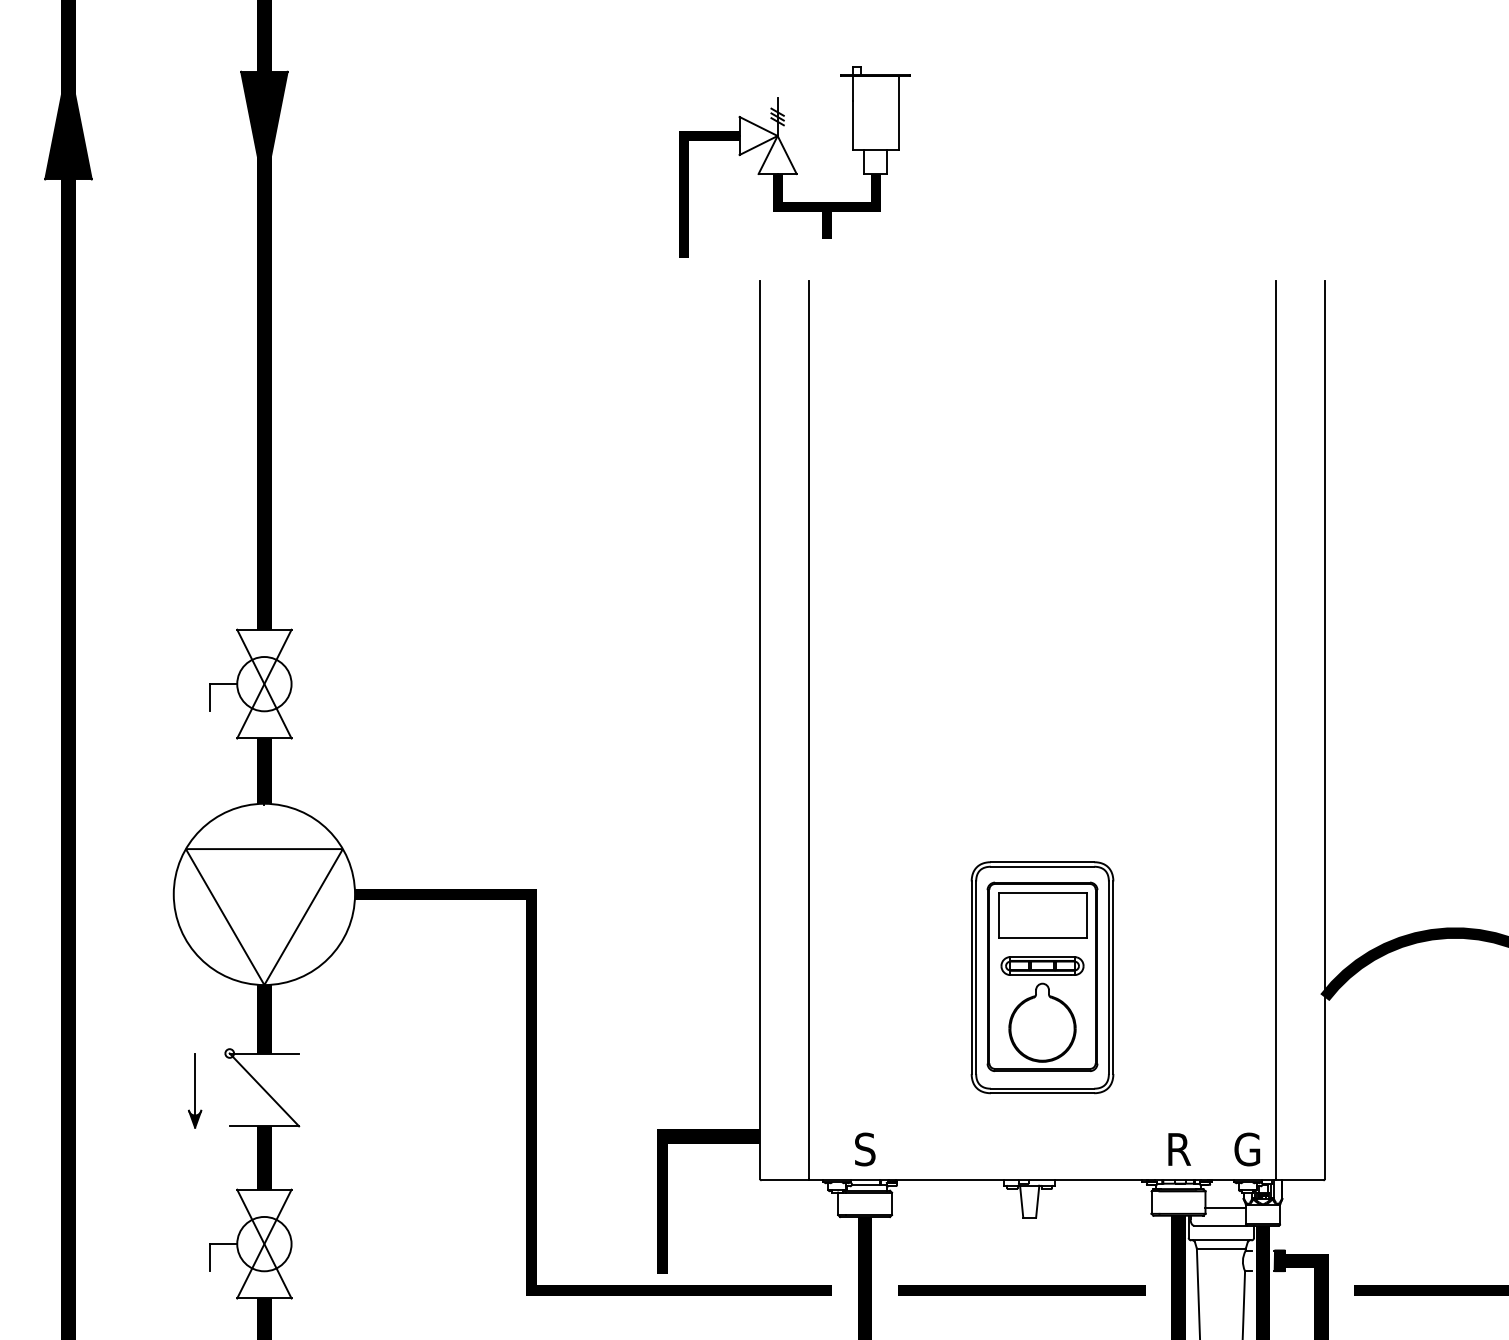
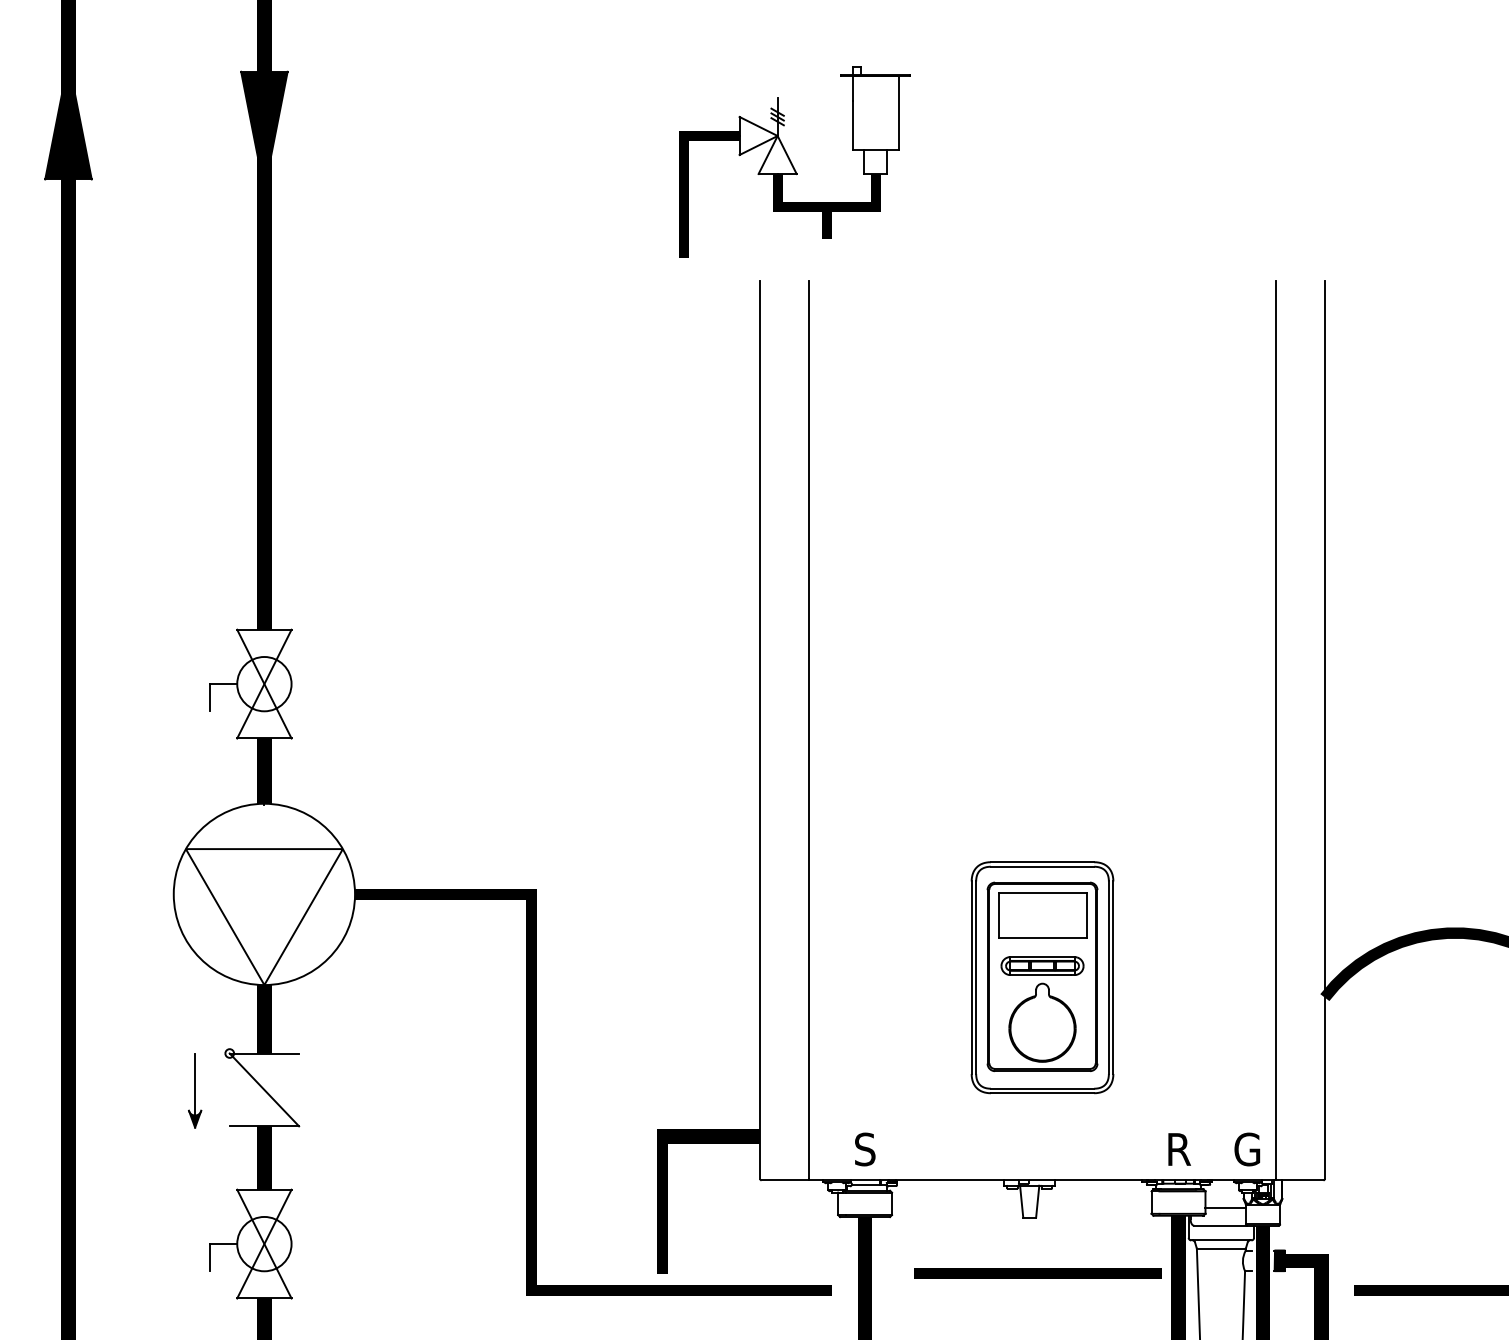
line position: (1021, 1290) -> (1037, 1273) (1037, 1273)
